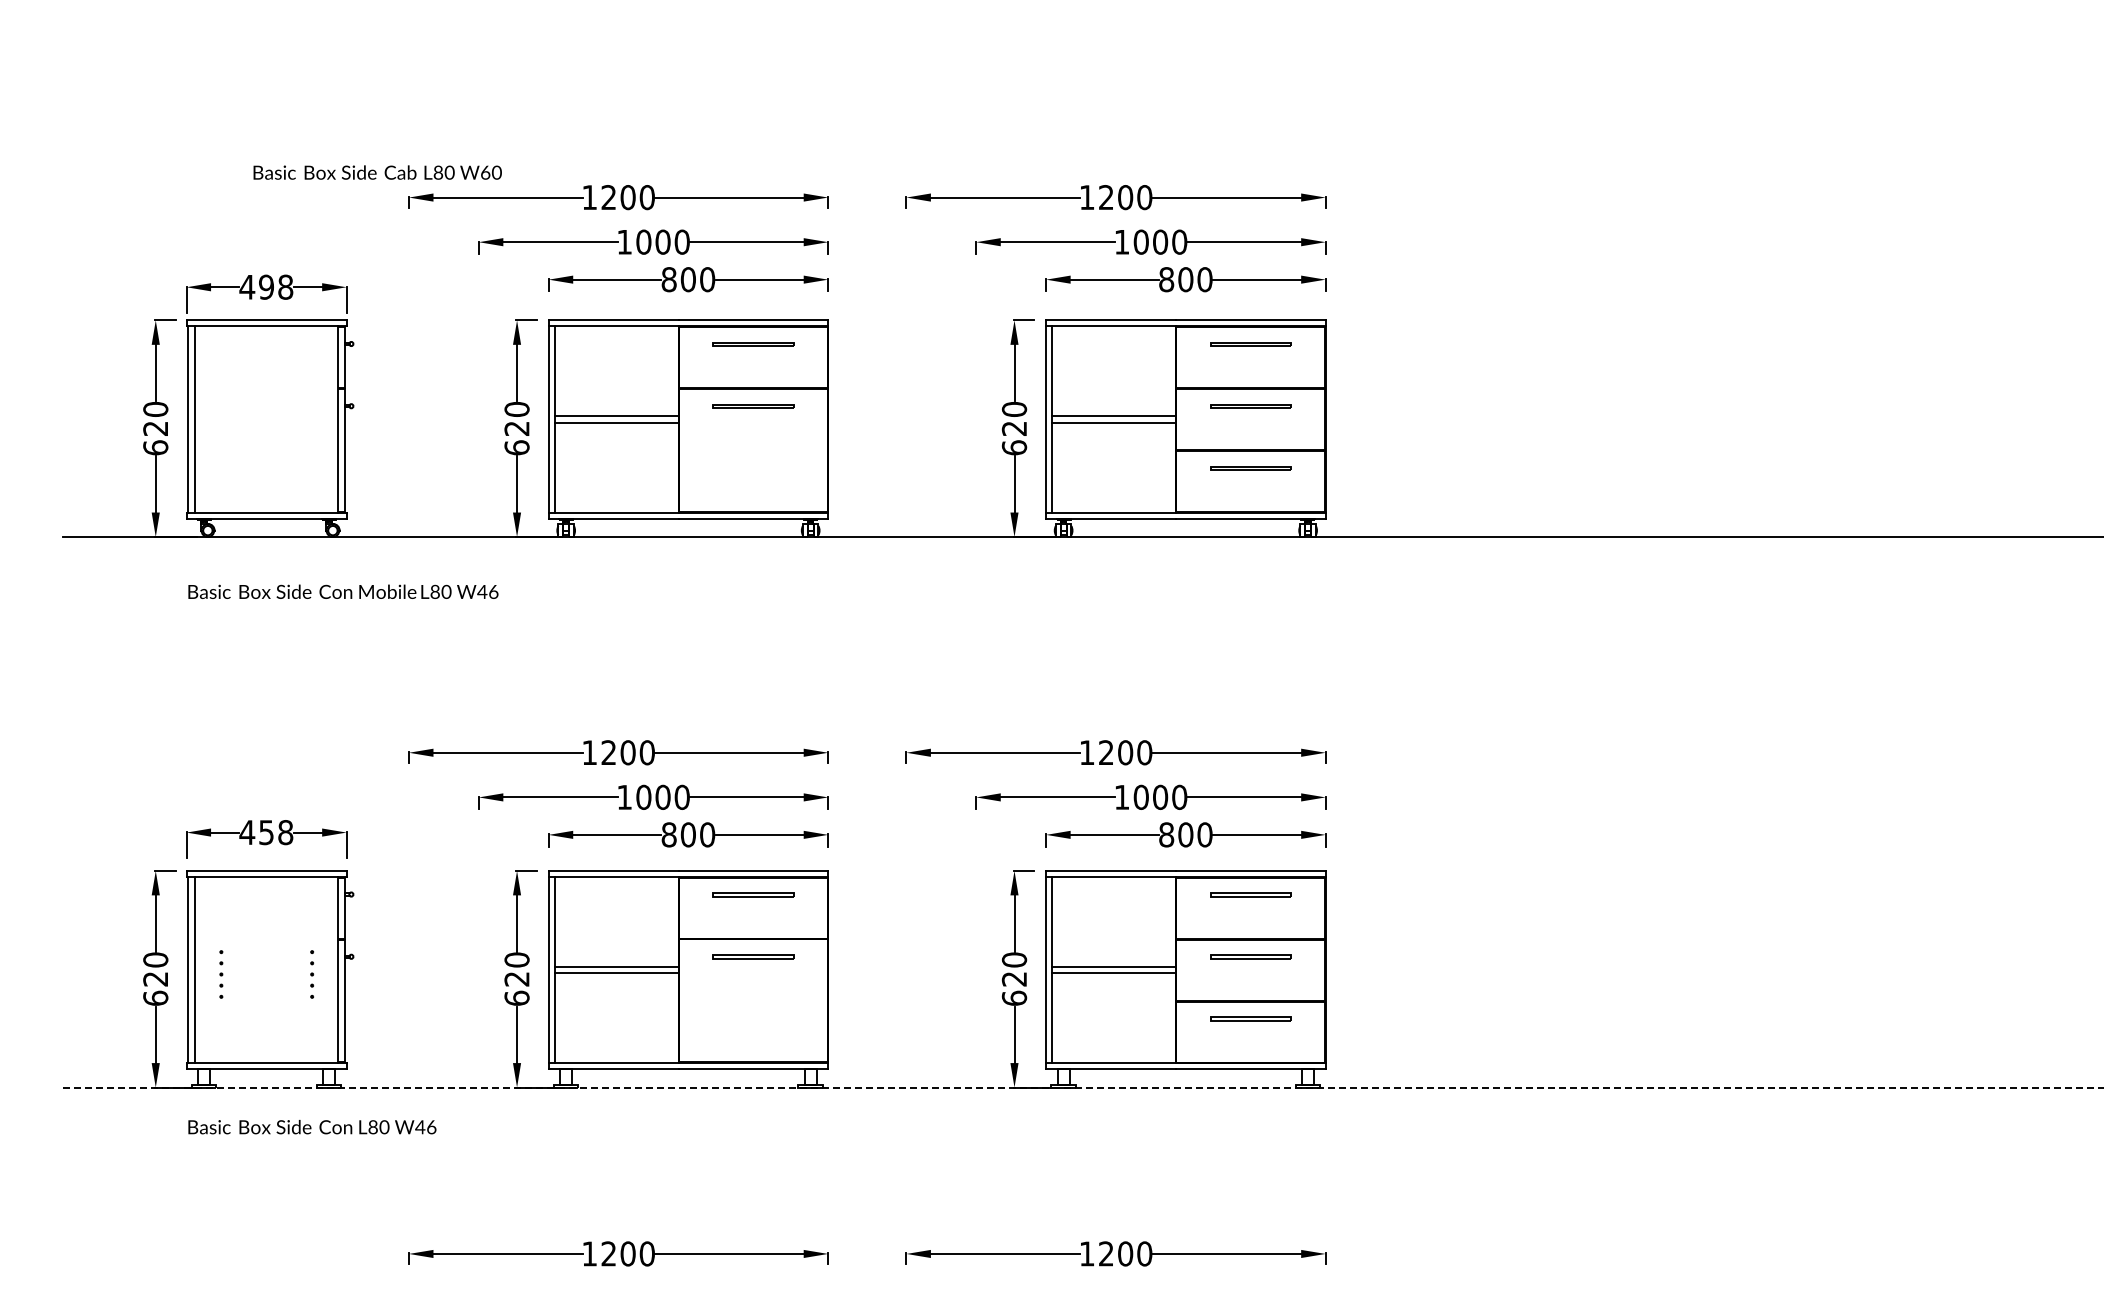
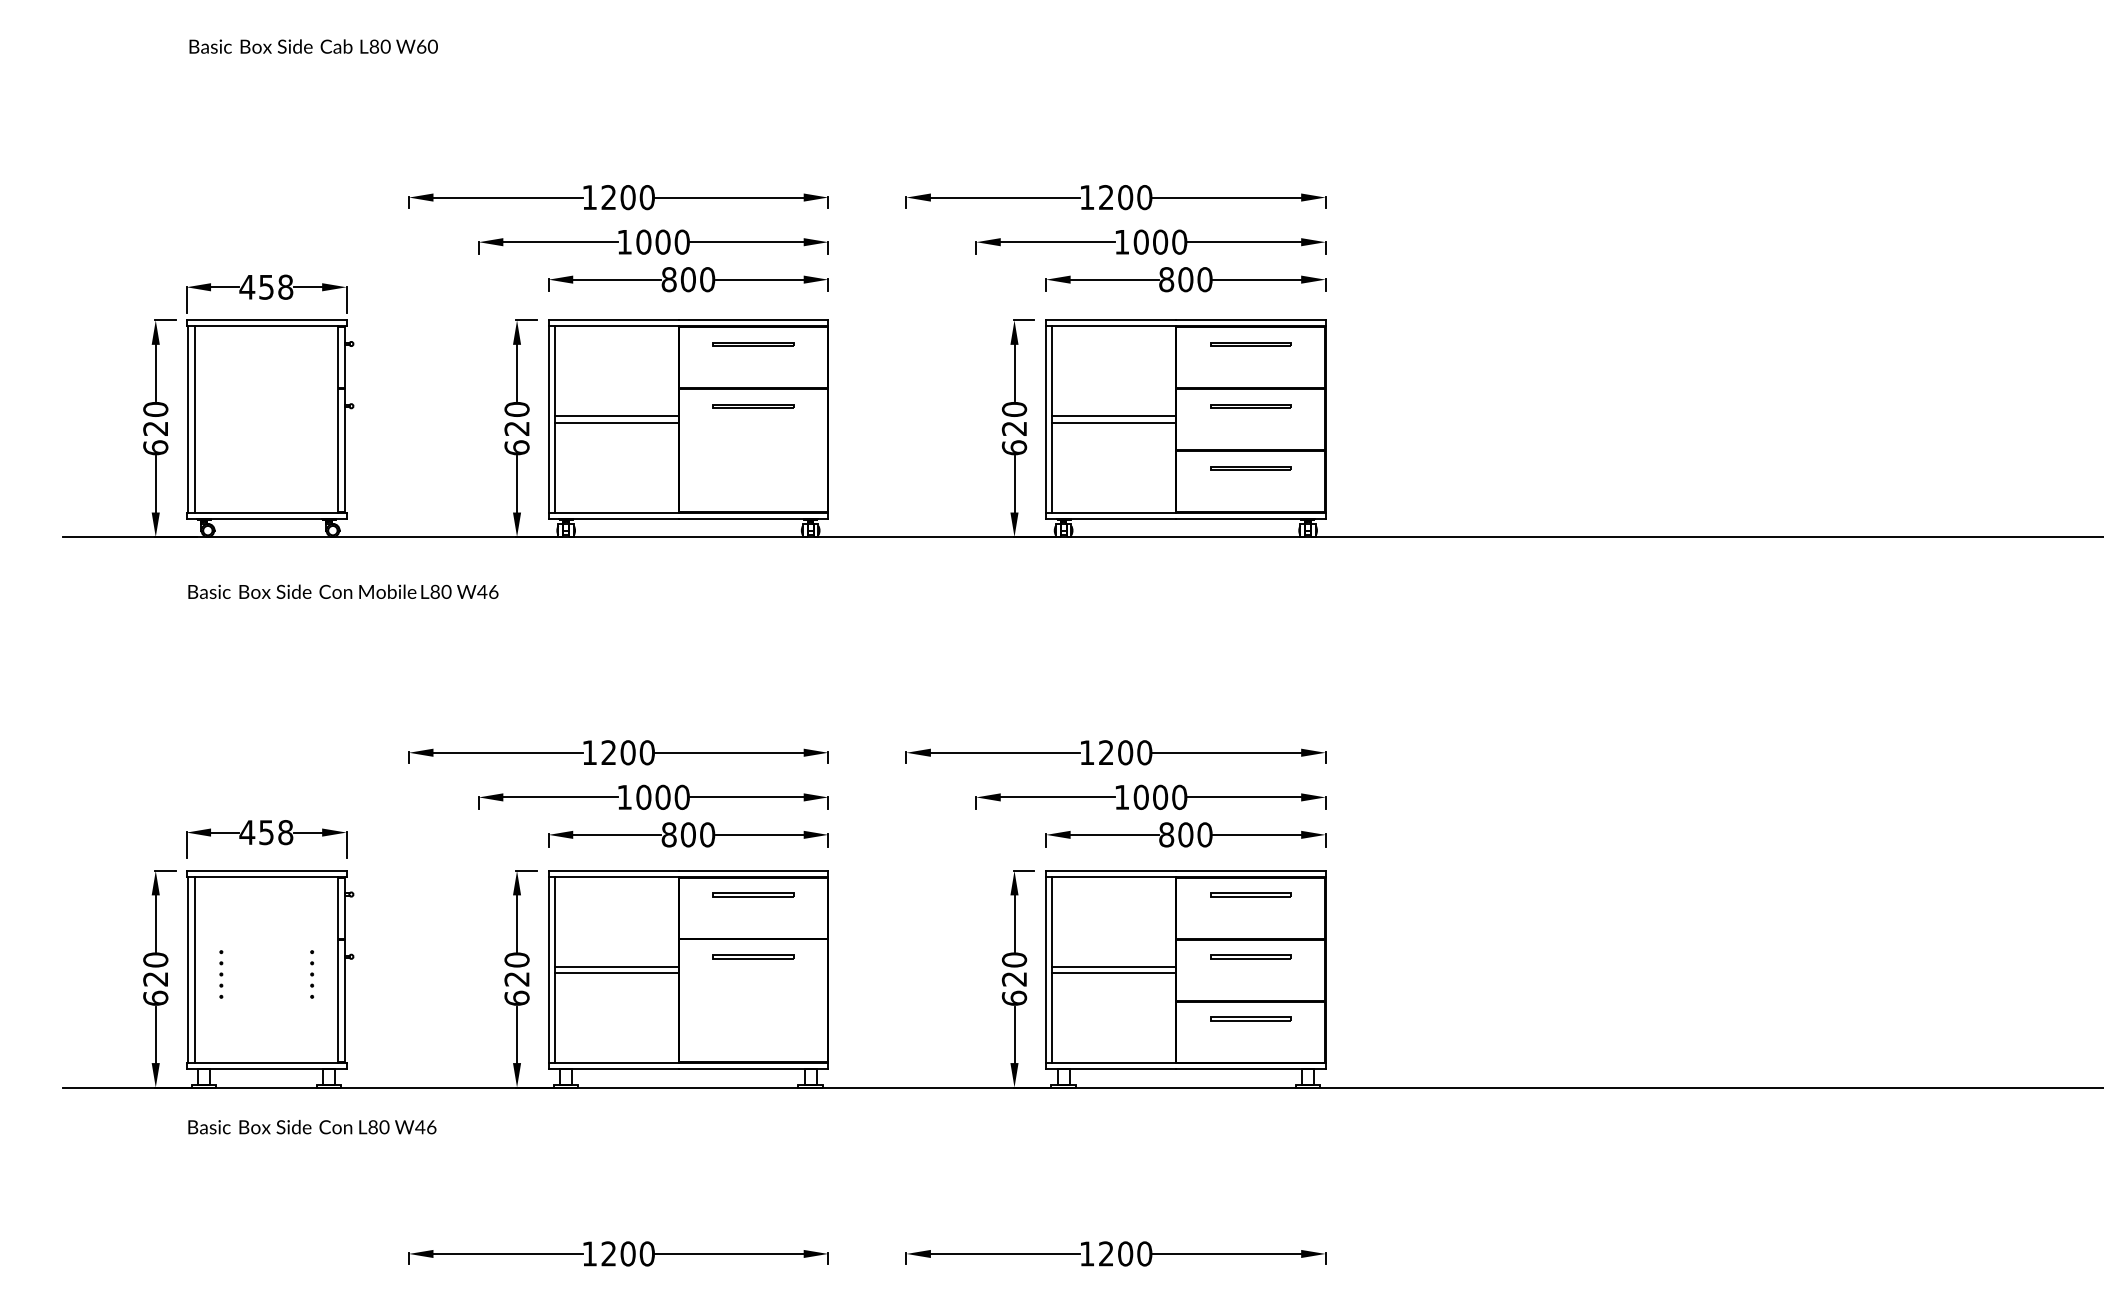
text position: (377, 172) -> (313, 46) (313, 46)
text: 498 -> 458 (266, 286)
line: dashed -> solid (1083, 1087)
